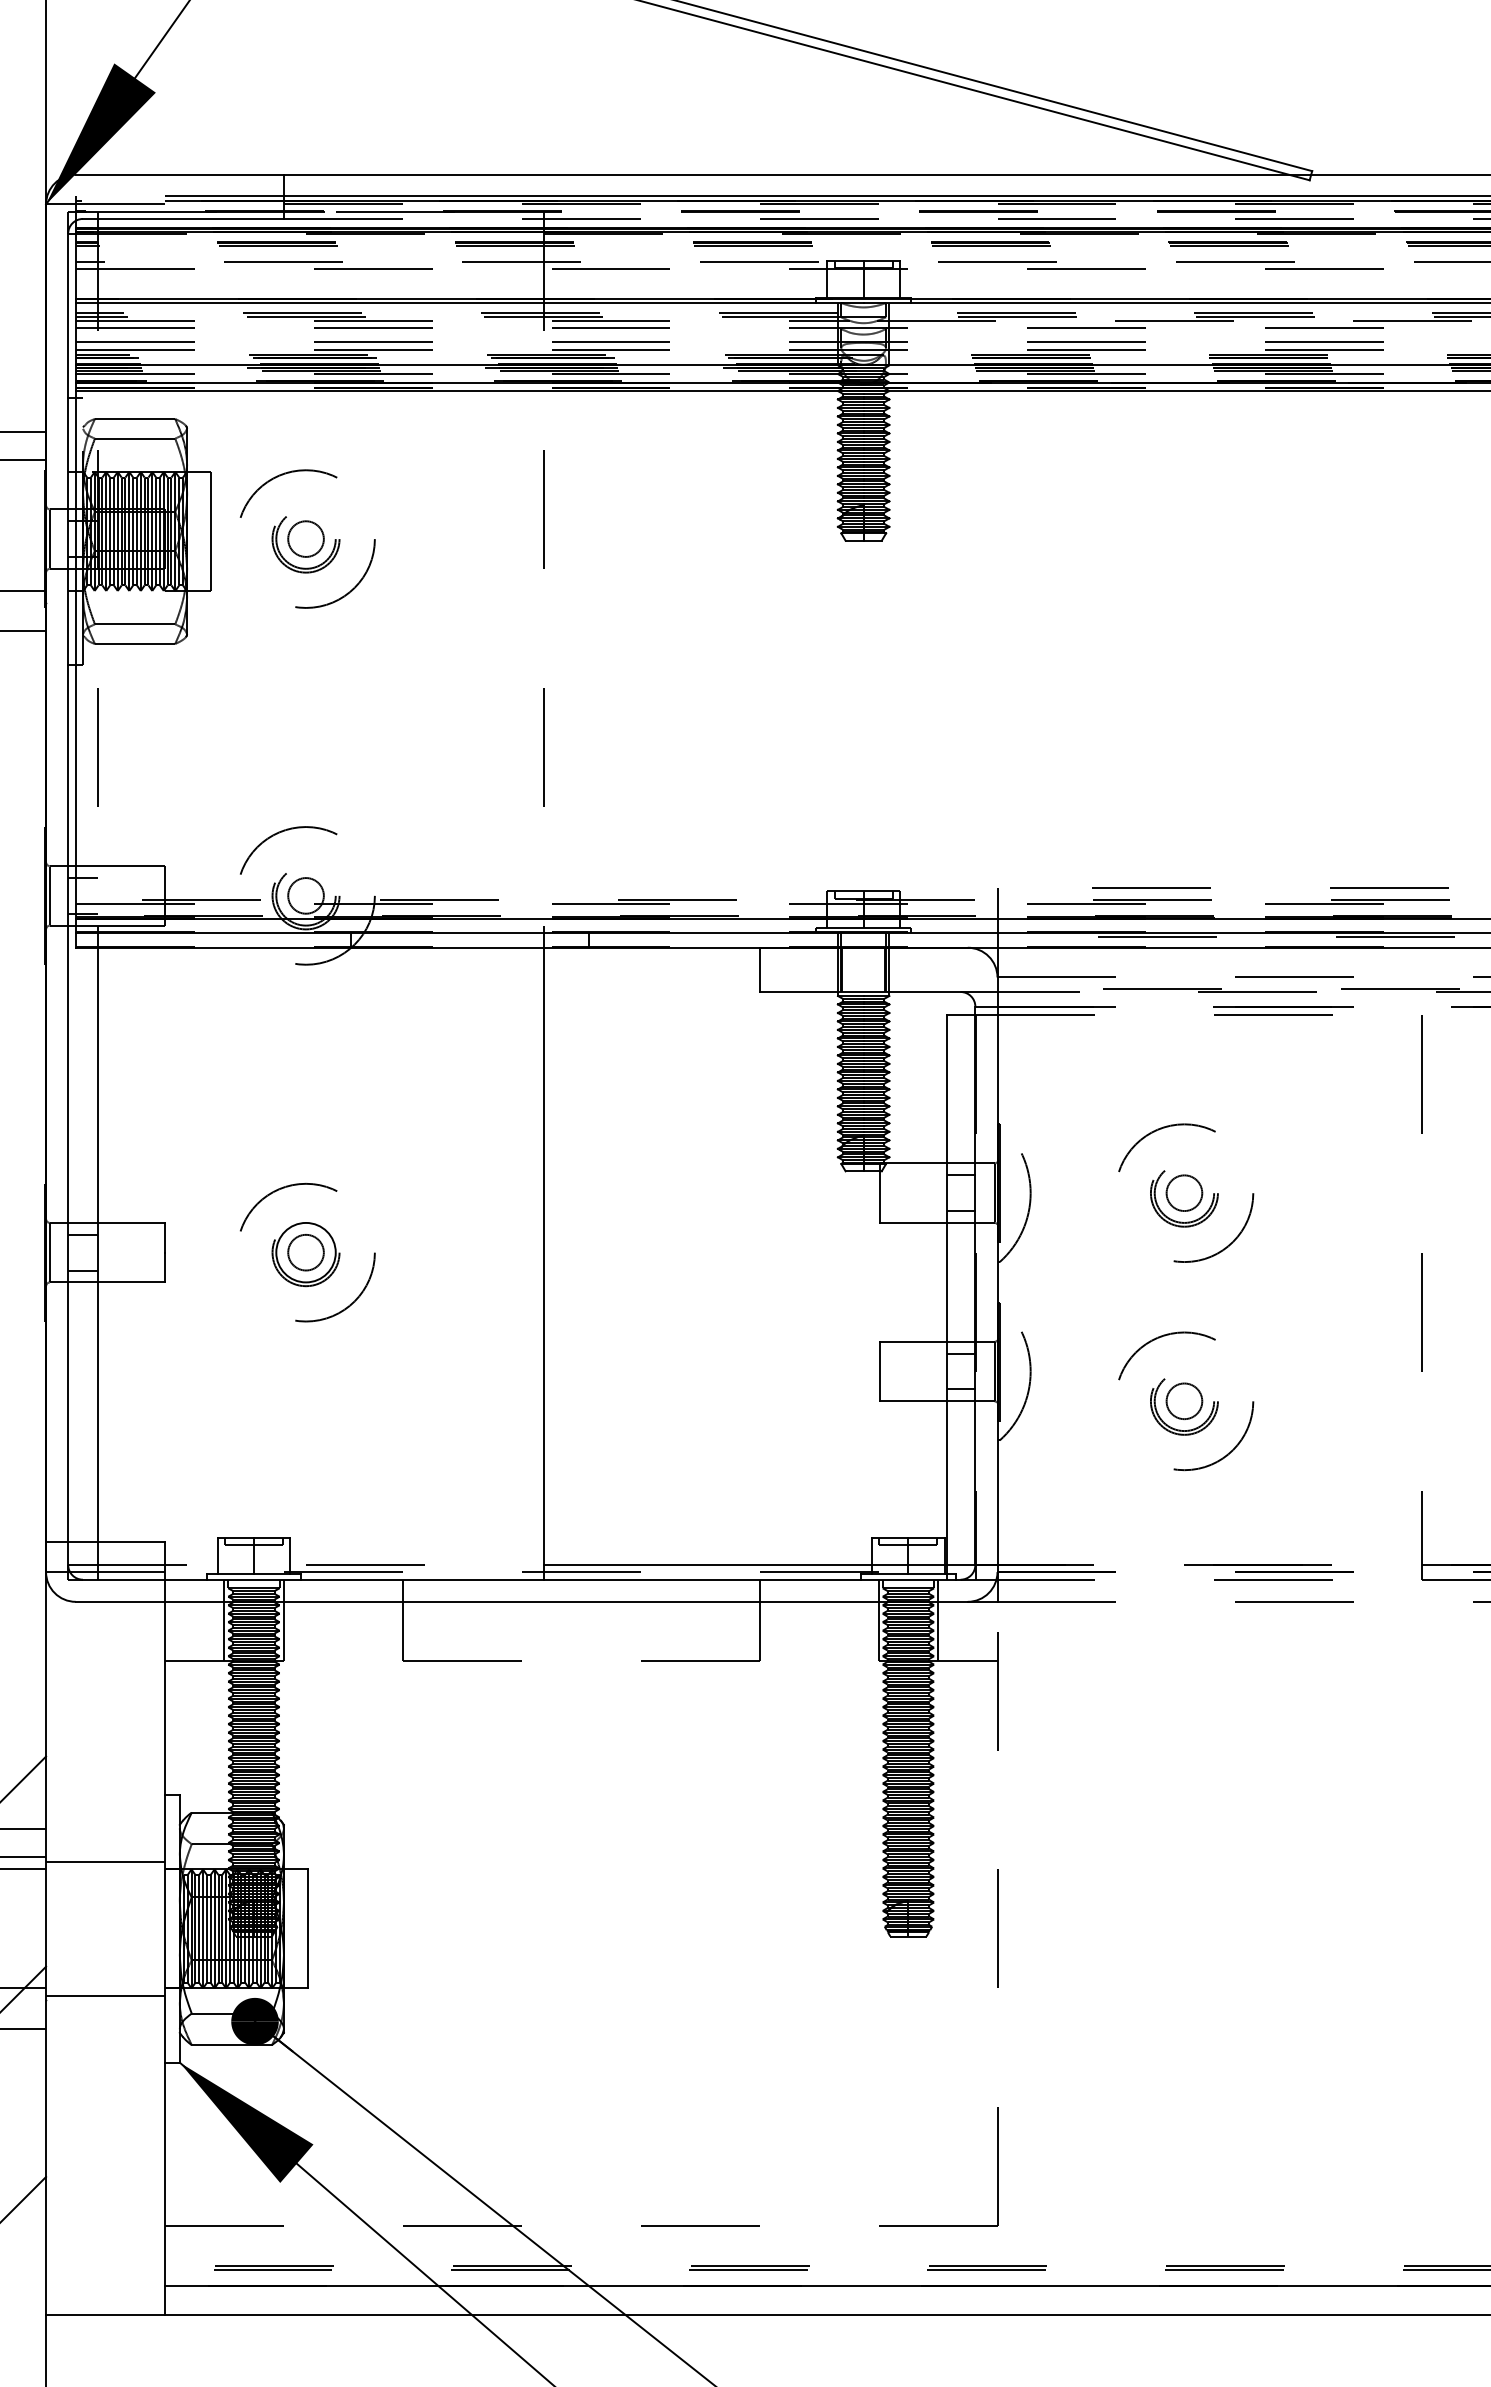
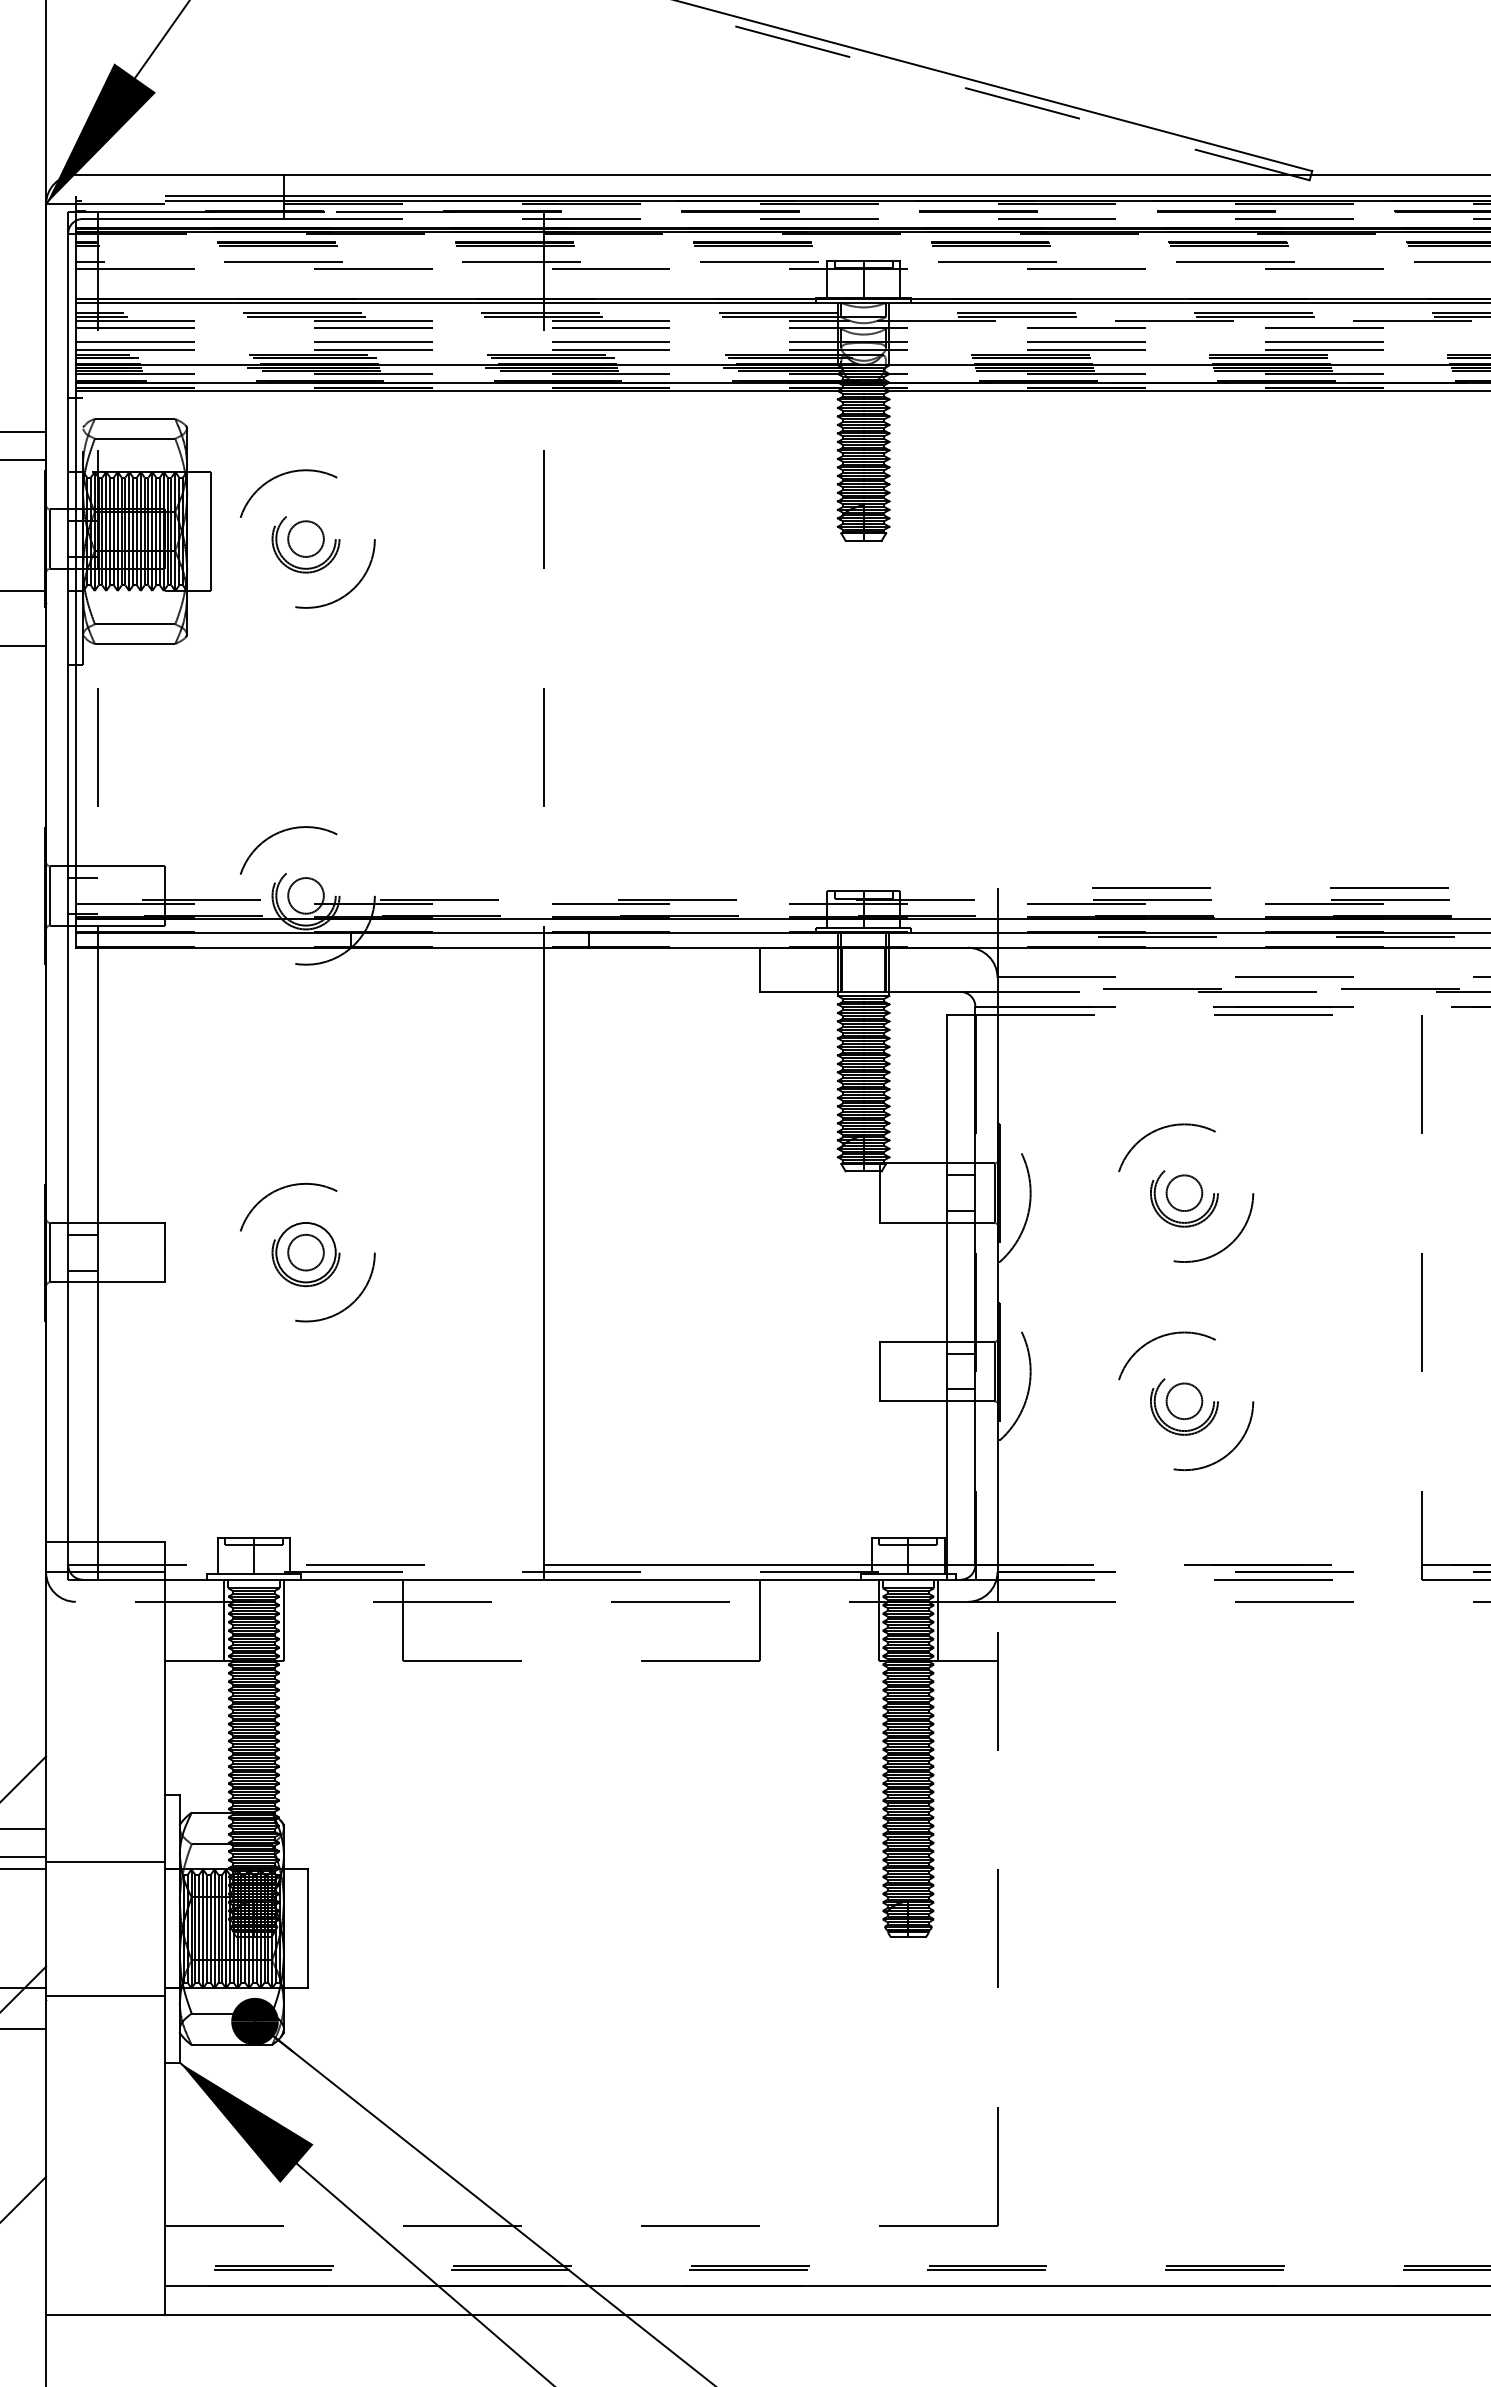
line: solid -> dashed (973, 90)
line position: (24, 631) -> (24, 646) (24, 646)
line: solid -> dashed (521, 1601)
